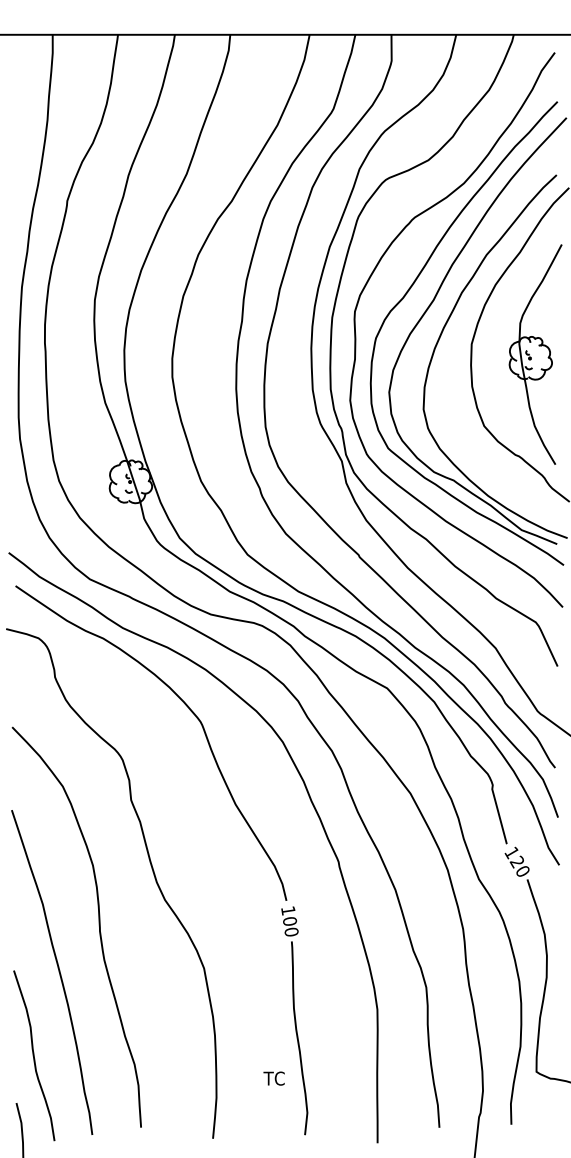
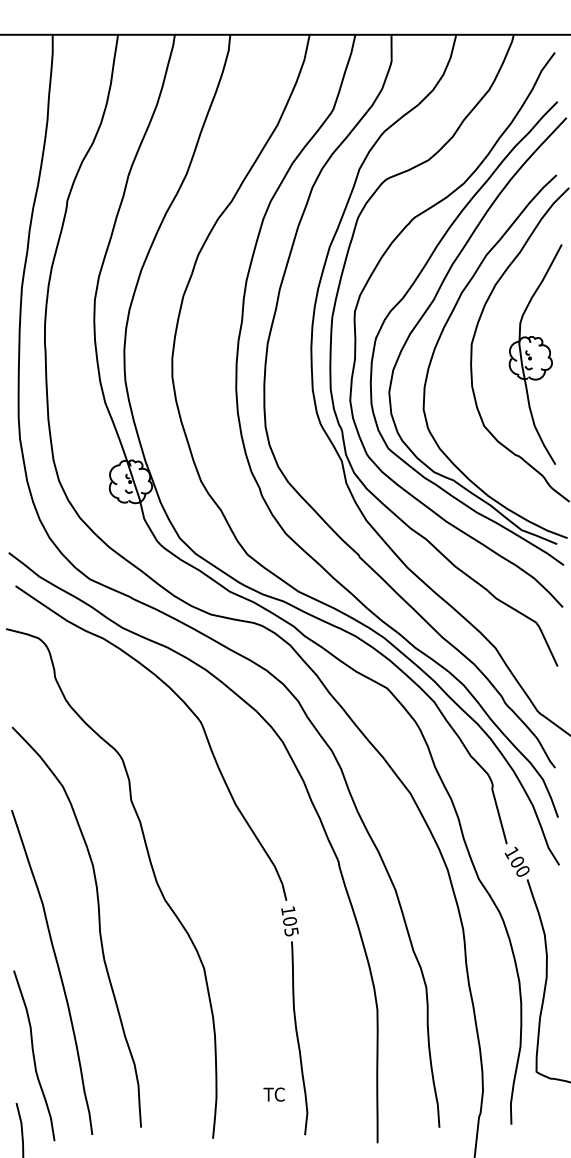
text: 120 -> 100 (516, 861)
text: 100 -> 105 (291, 931)
text position: (273, 1078) -> (273, 1094) (273, 1094)
